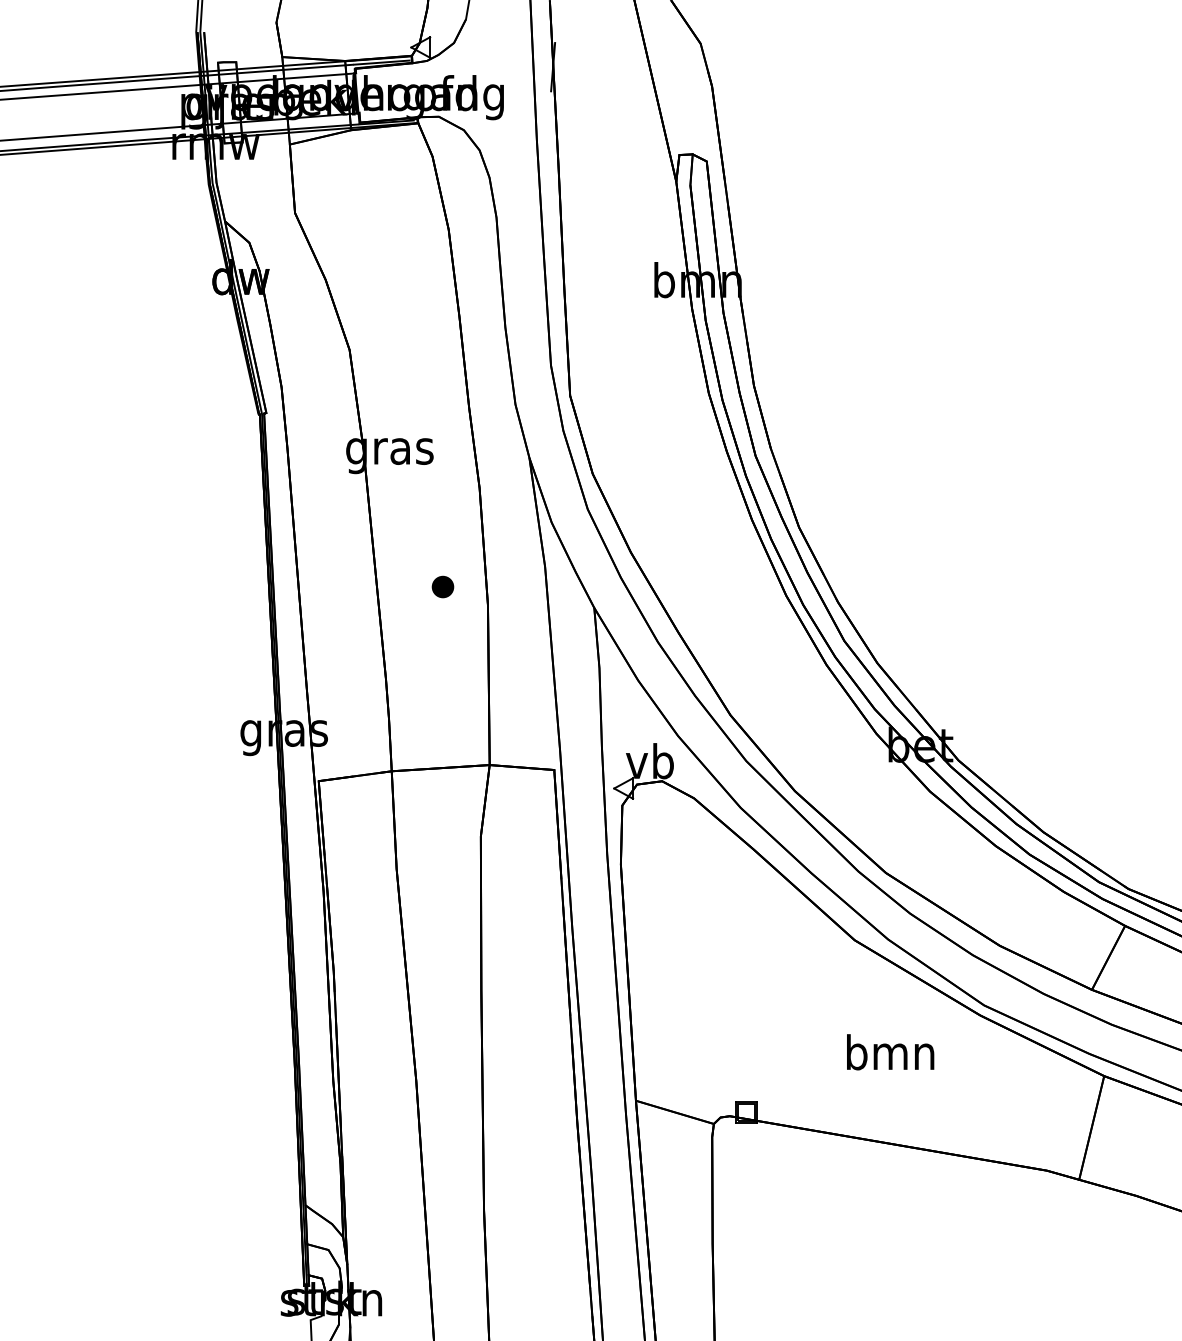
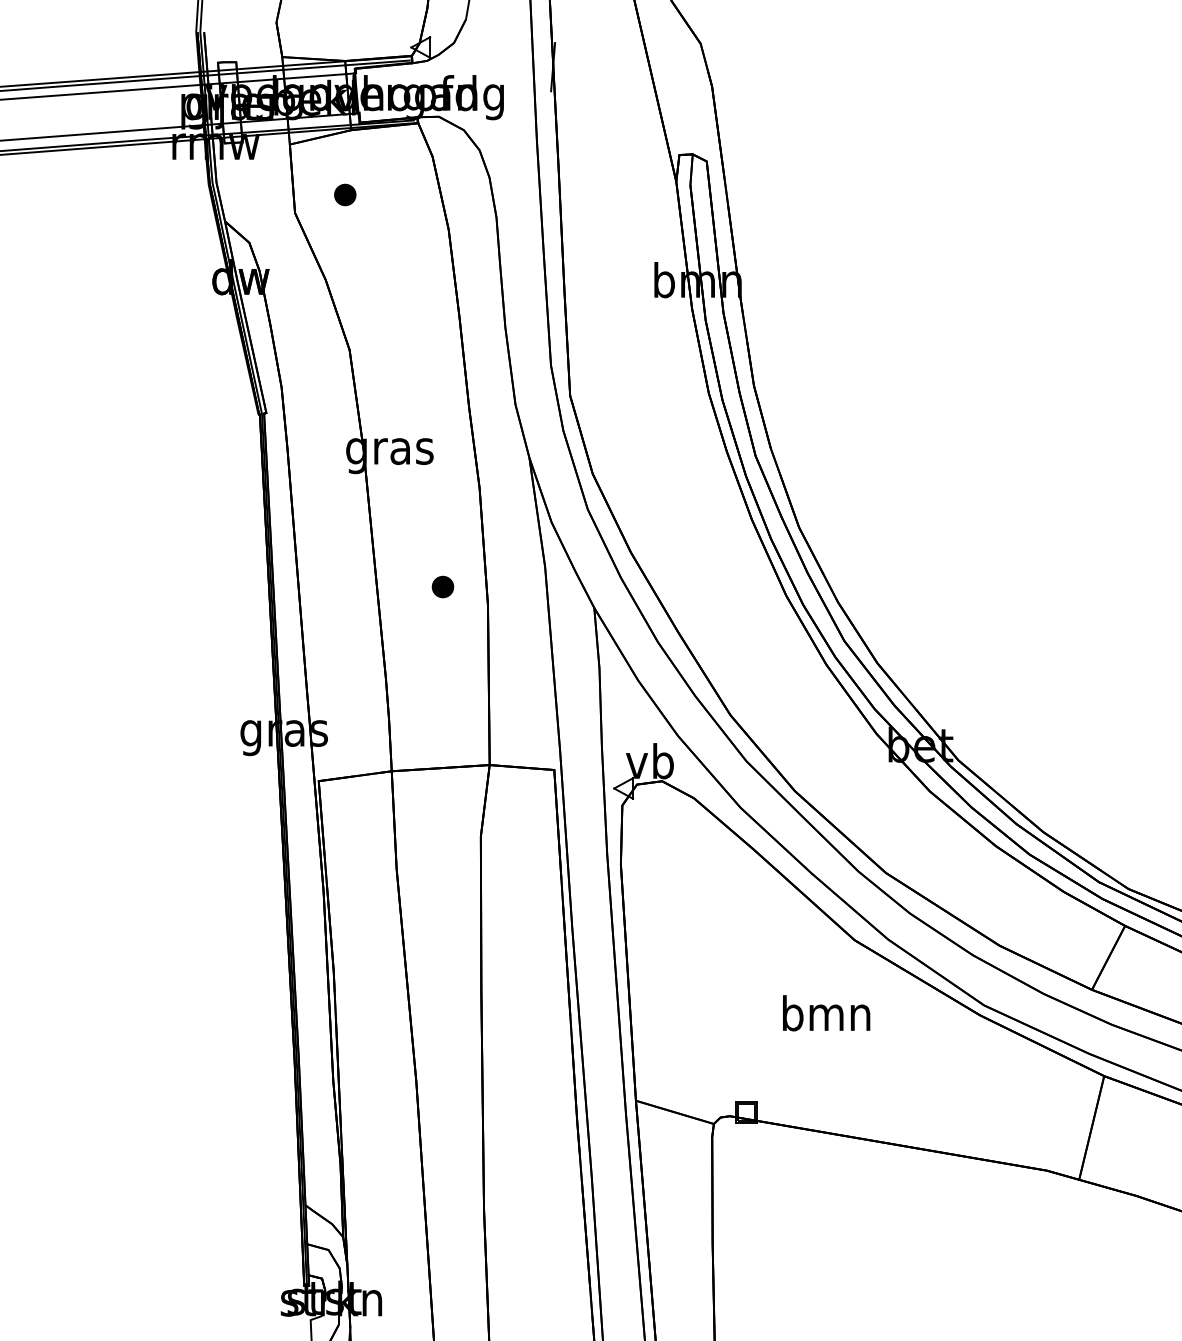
part: none -> present (345, 194)
text position: (890, 1052) -> (826, 1013) (826, 1013)
